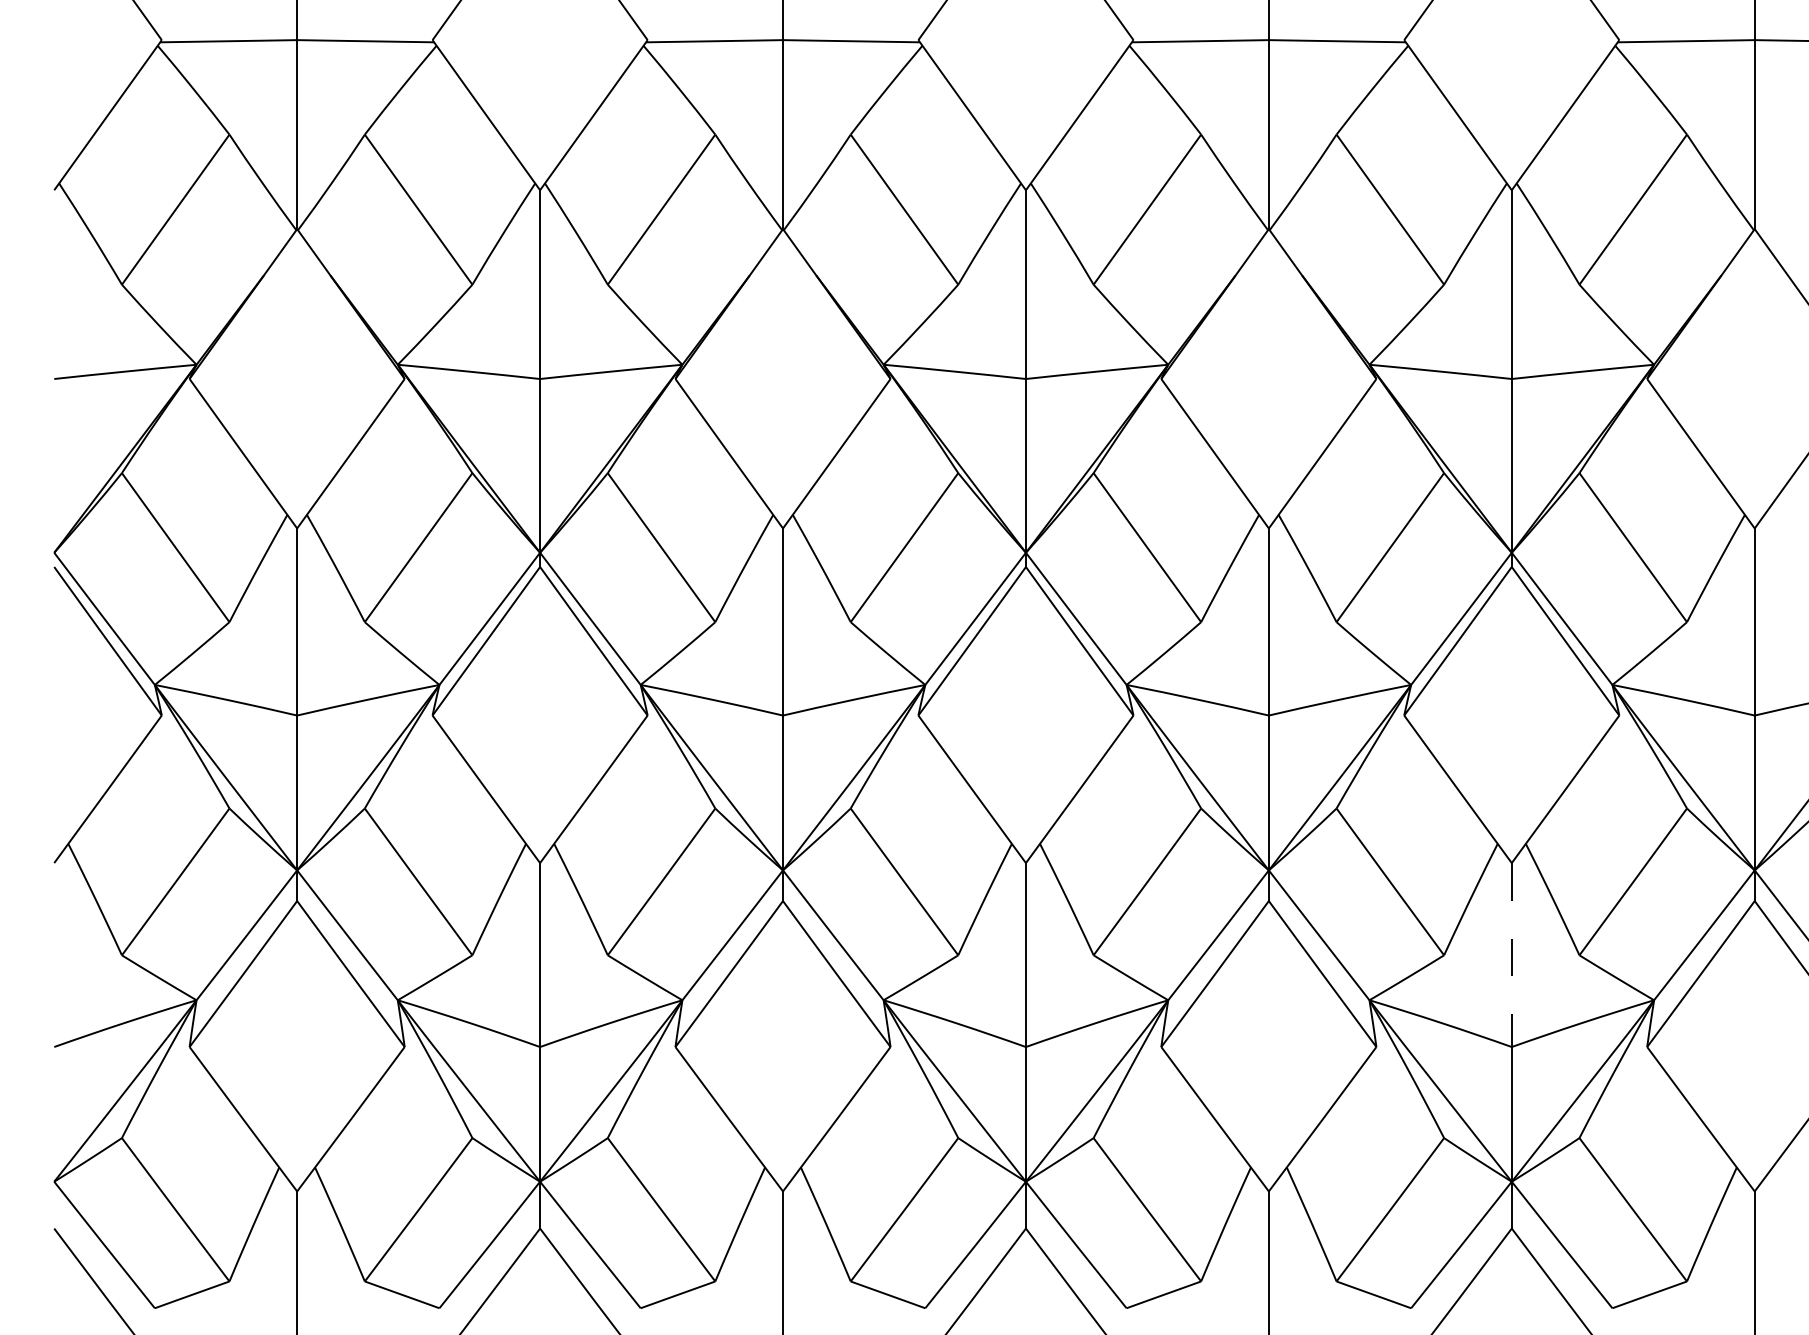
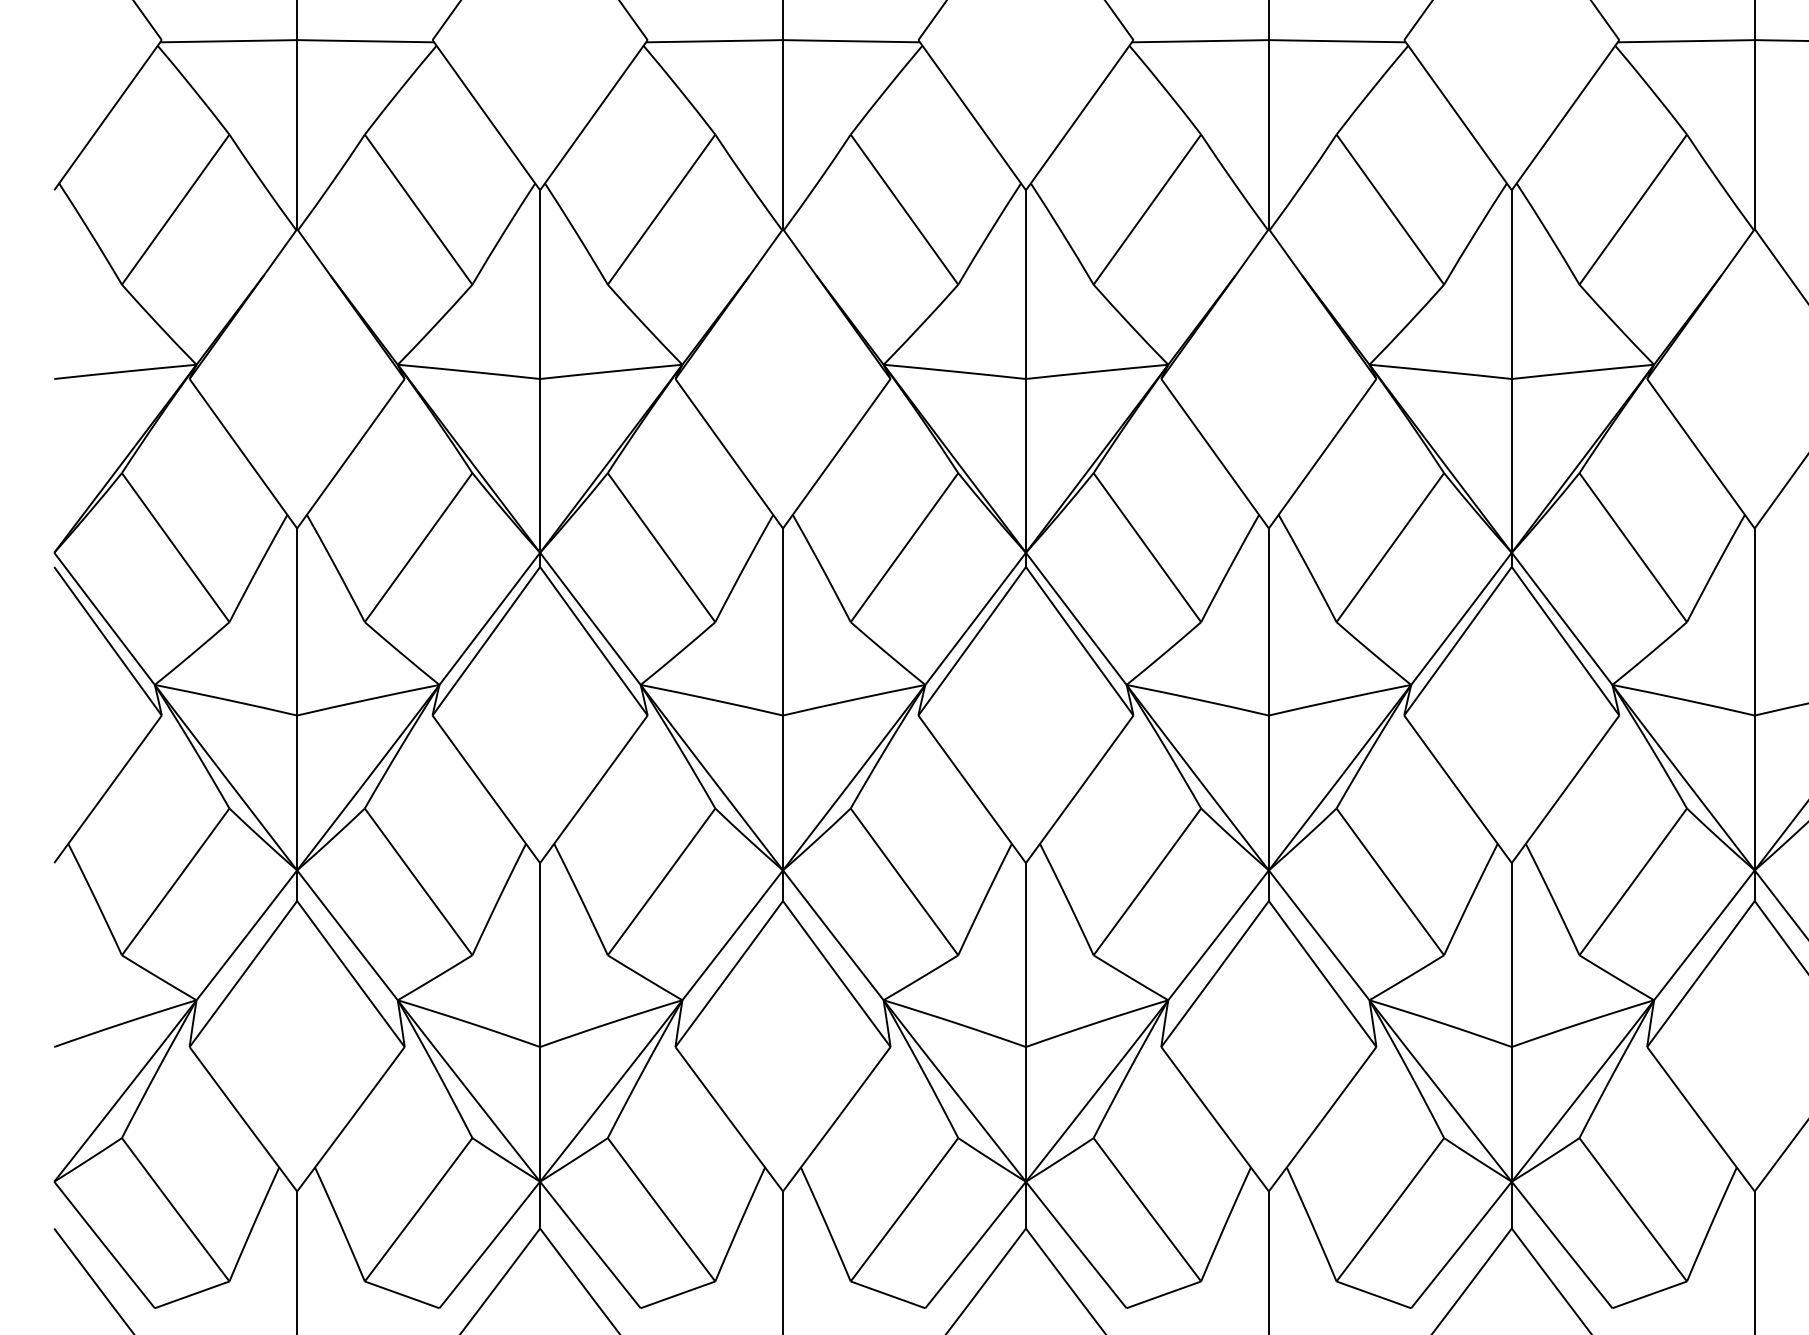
line: dashed -> solid (1511, 955)
